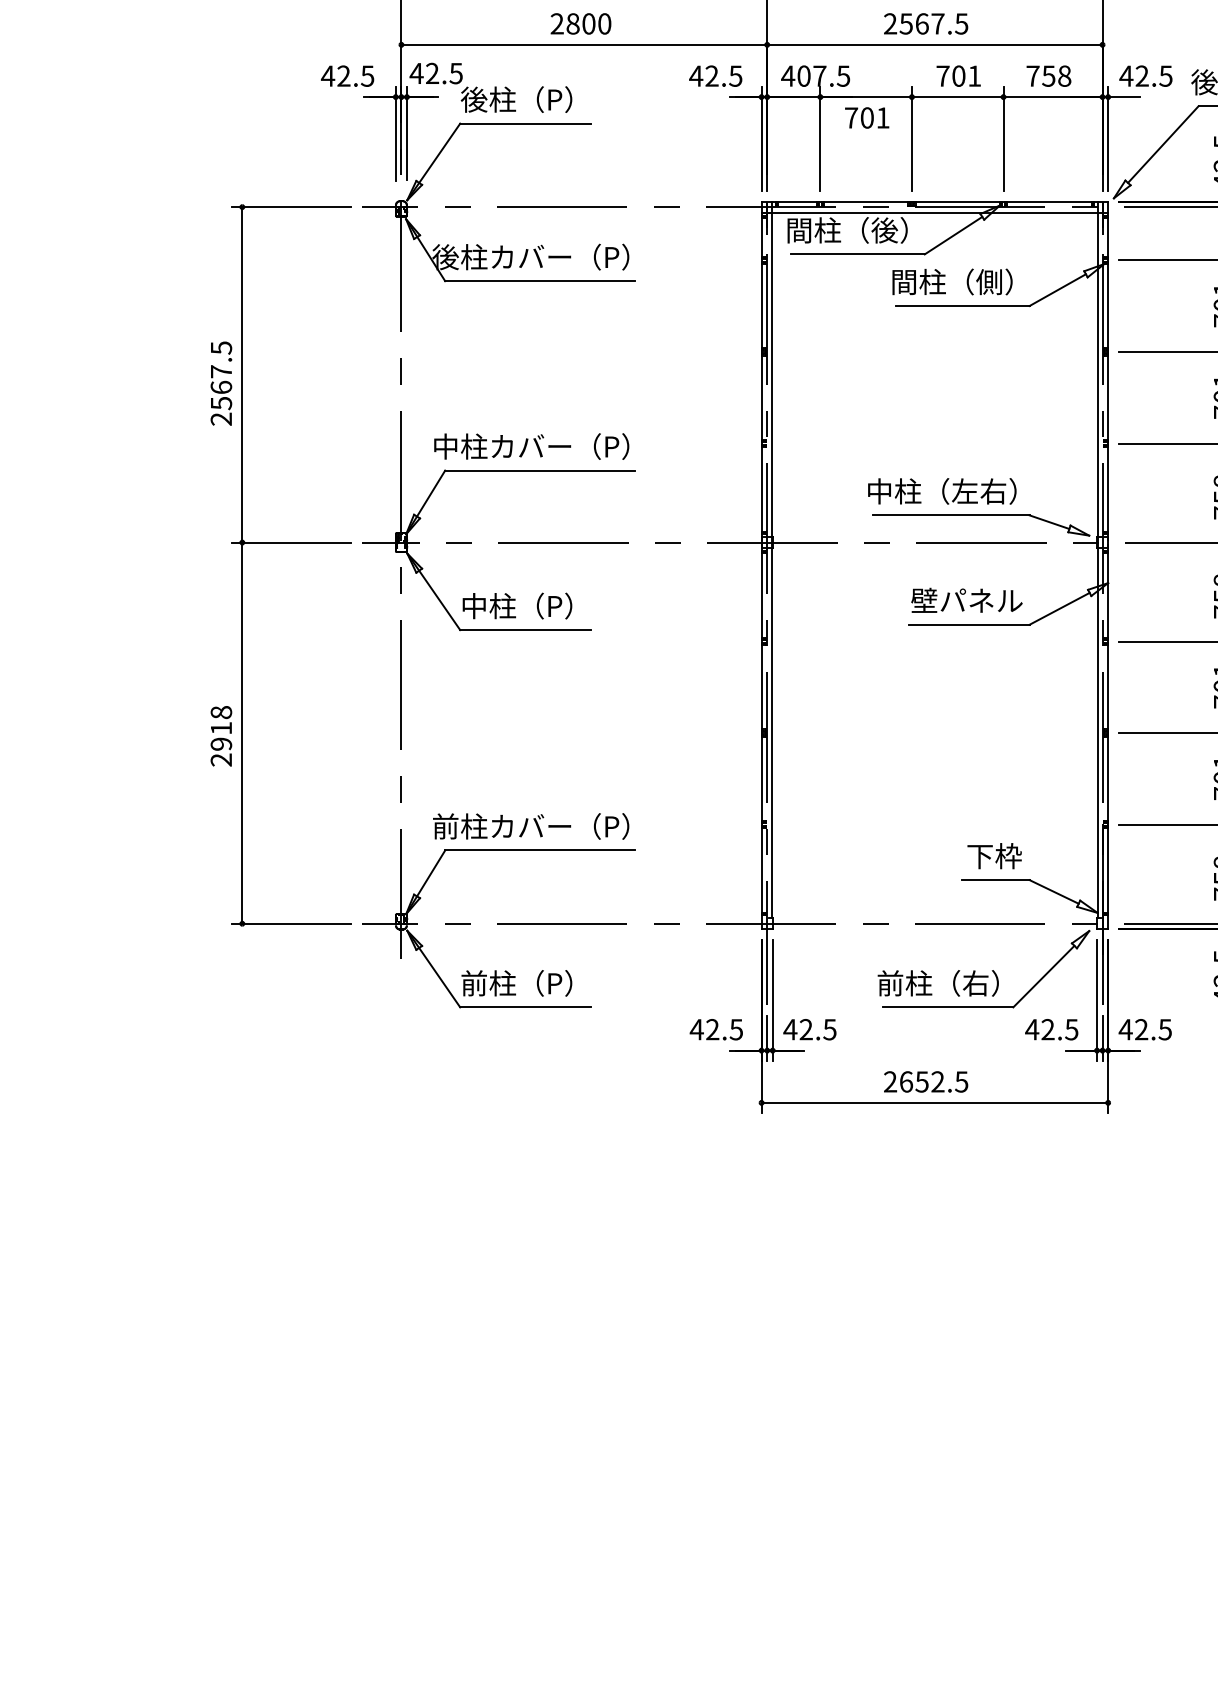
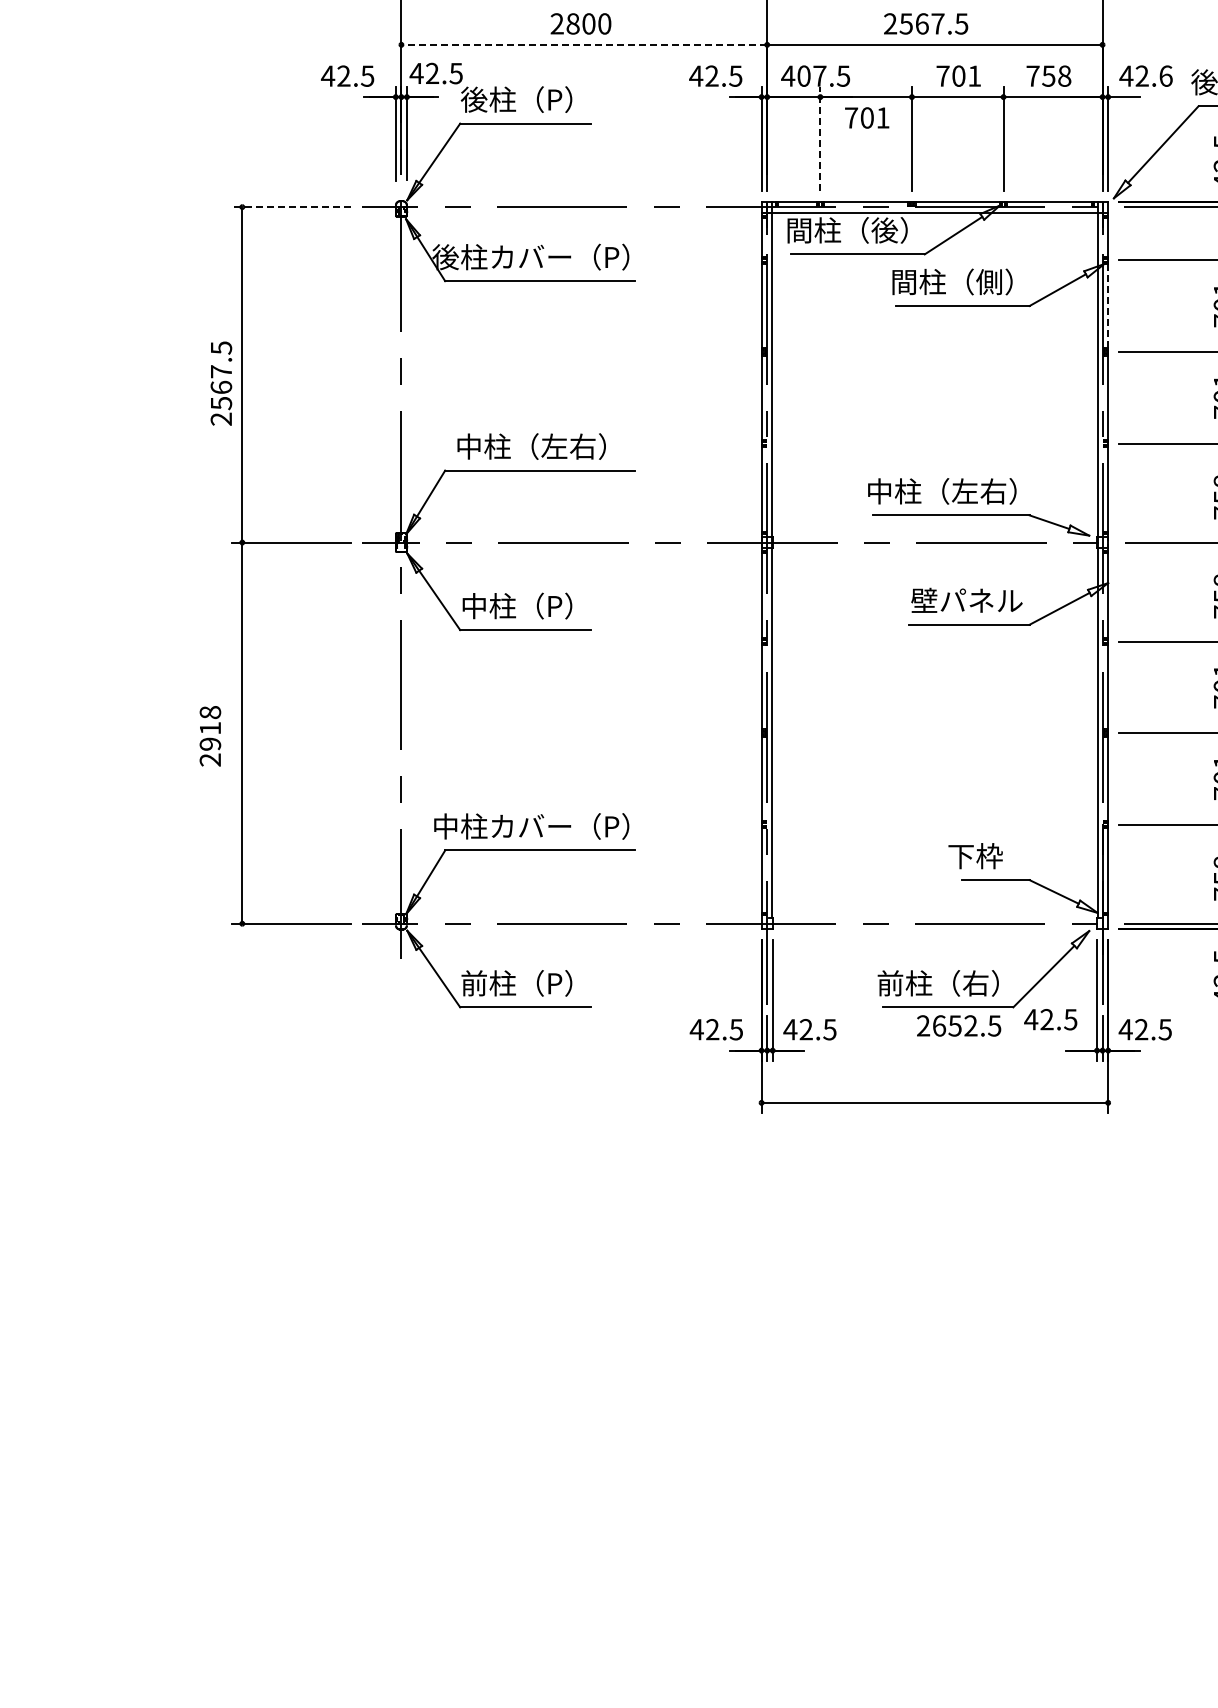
line: solid -> dashed (584, 44)
text: 42.5 -> 42.6 (1165, 75)
line: solid -> dashed (820, 138)
line: solid -> dashed (291, 207)
line: solid -> dashed (1108, 305)
text: 中柱カバー（P） -> 中柱（左右） (531, 446)
text position: (221, 736) -> (210, 736) (210, 736)
text: 前柱カバー（P） -> 中柱カバー（P） (445, 826)
text position: (994, 856) -> (975, 856) (975, 856)
text position: (1051, 1029) -> (1050, 1019) (1050, 1019)
text position: (926, 1081) -> (959, 1025) (959, 1025)
